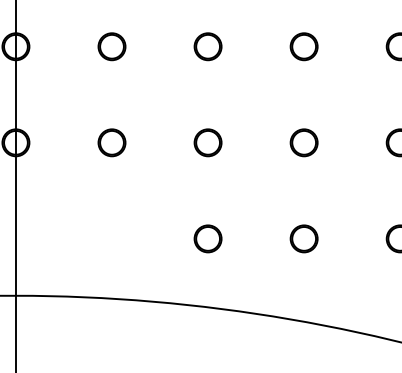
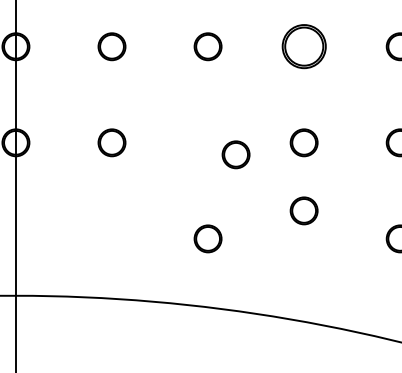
part size: 30x30 px -> 46x46 px (303, 46)
part position: (207, 142) -> (235, 154) (235, 154)
part position: (303, 238) -> (303, 210) (303, 210)
